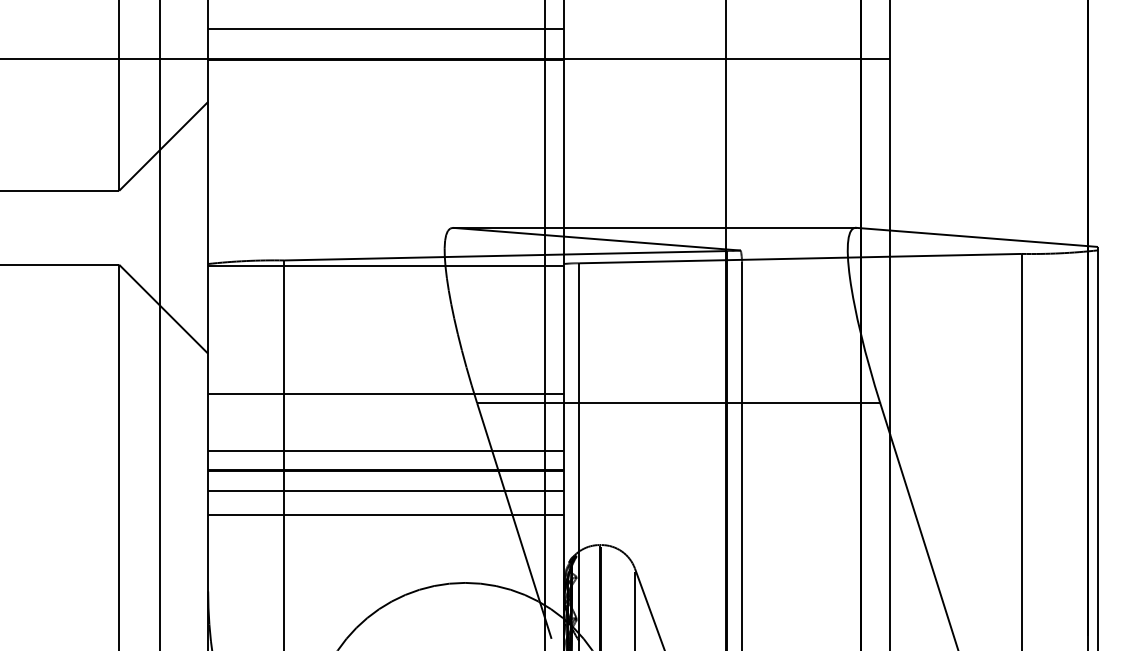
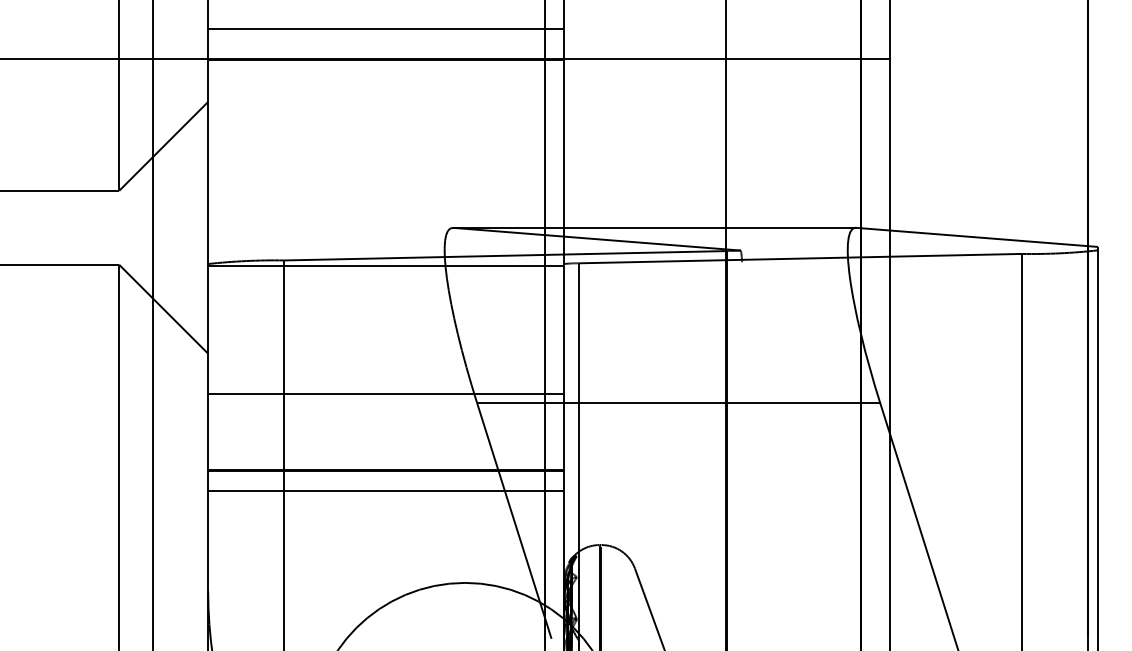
line position: (160, 324) -> (153, 324) (153, 324)
line: present -> none (386, 450)
line: present -> none (742, 454)
line: present -> none (386, 515)
line: present -> none (634, 609)
